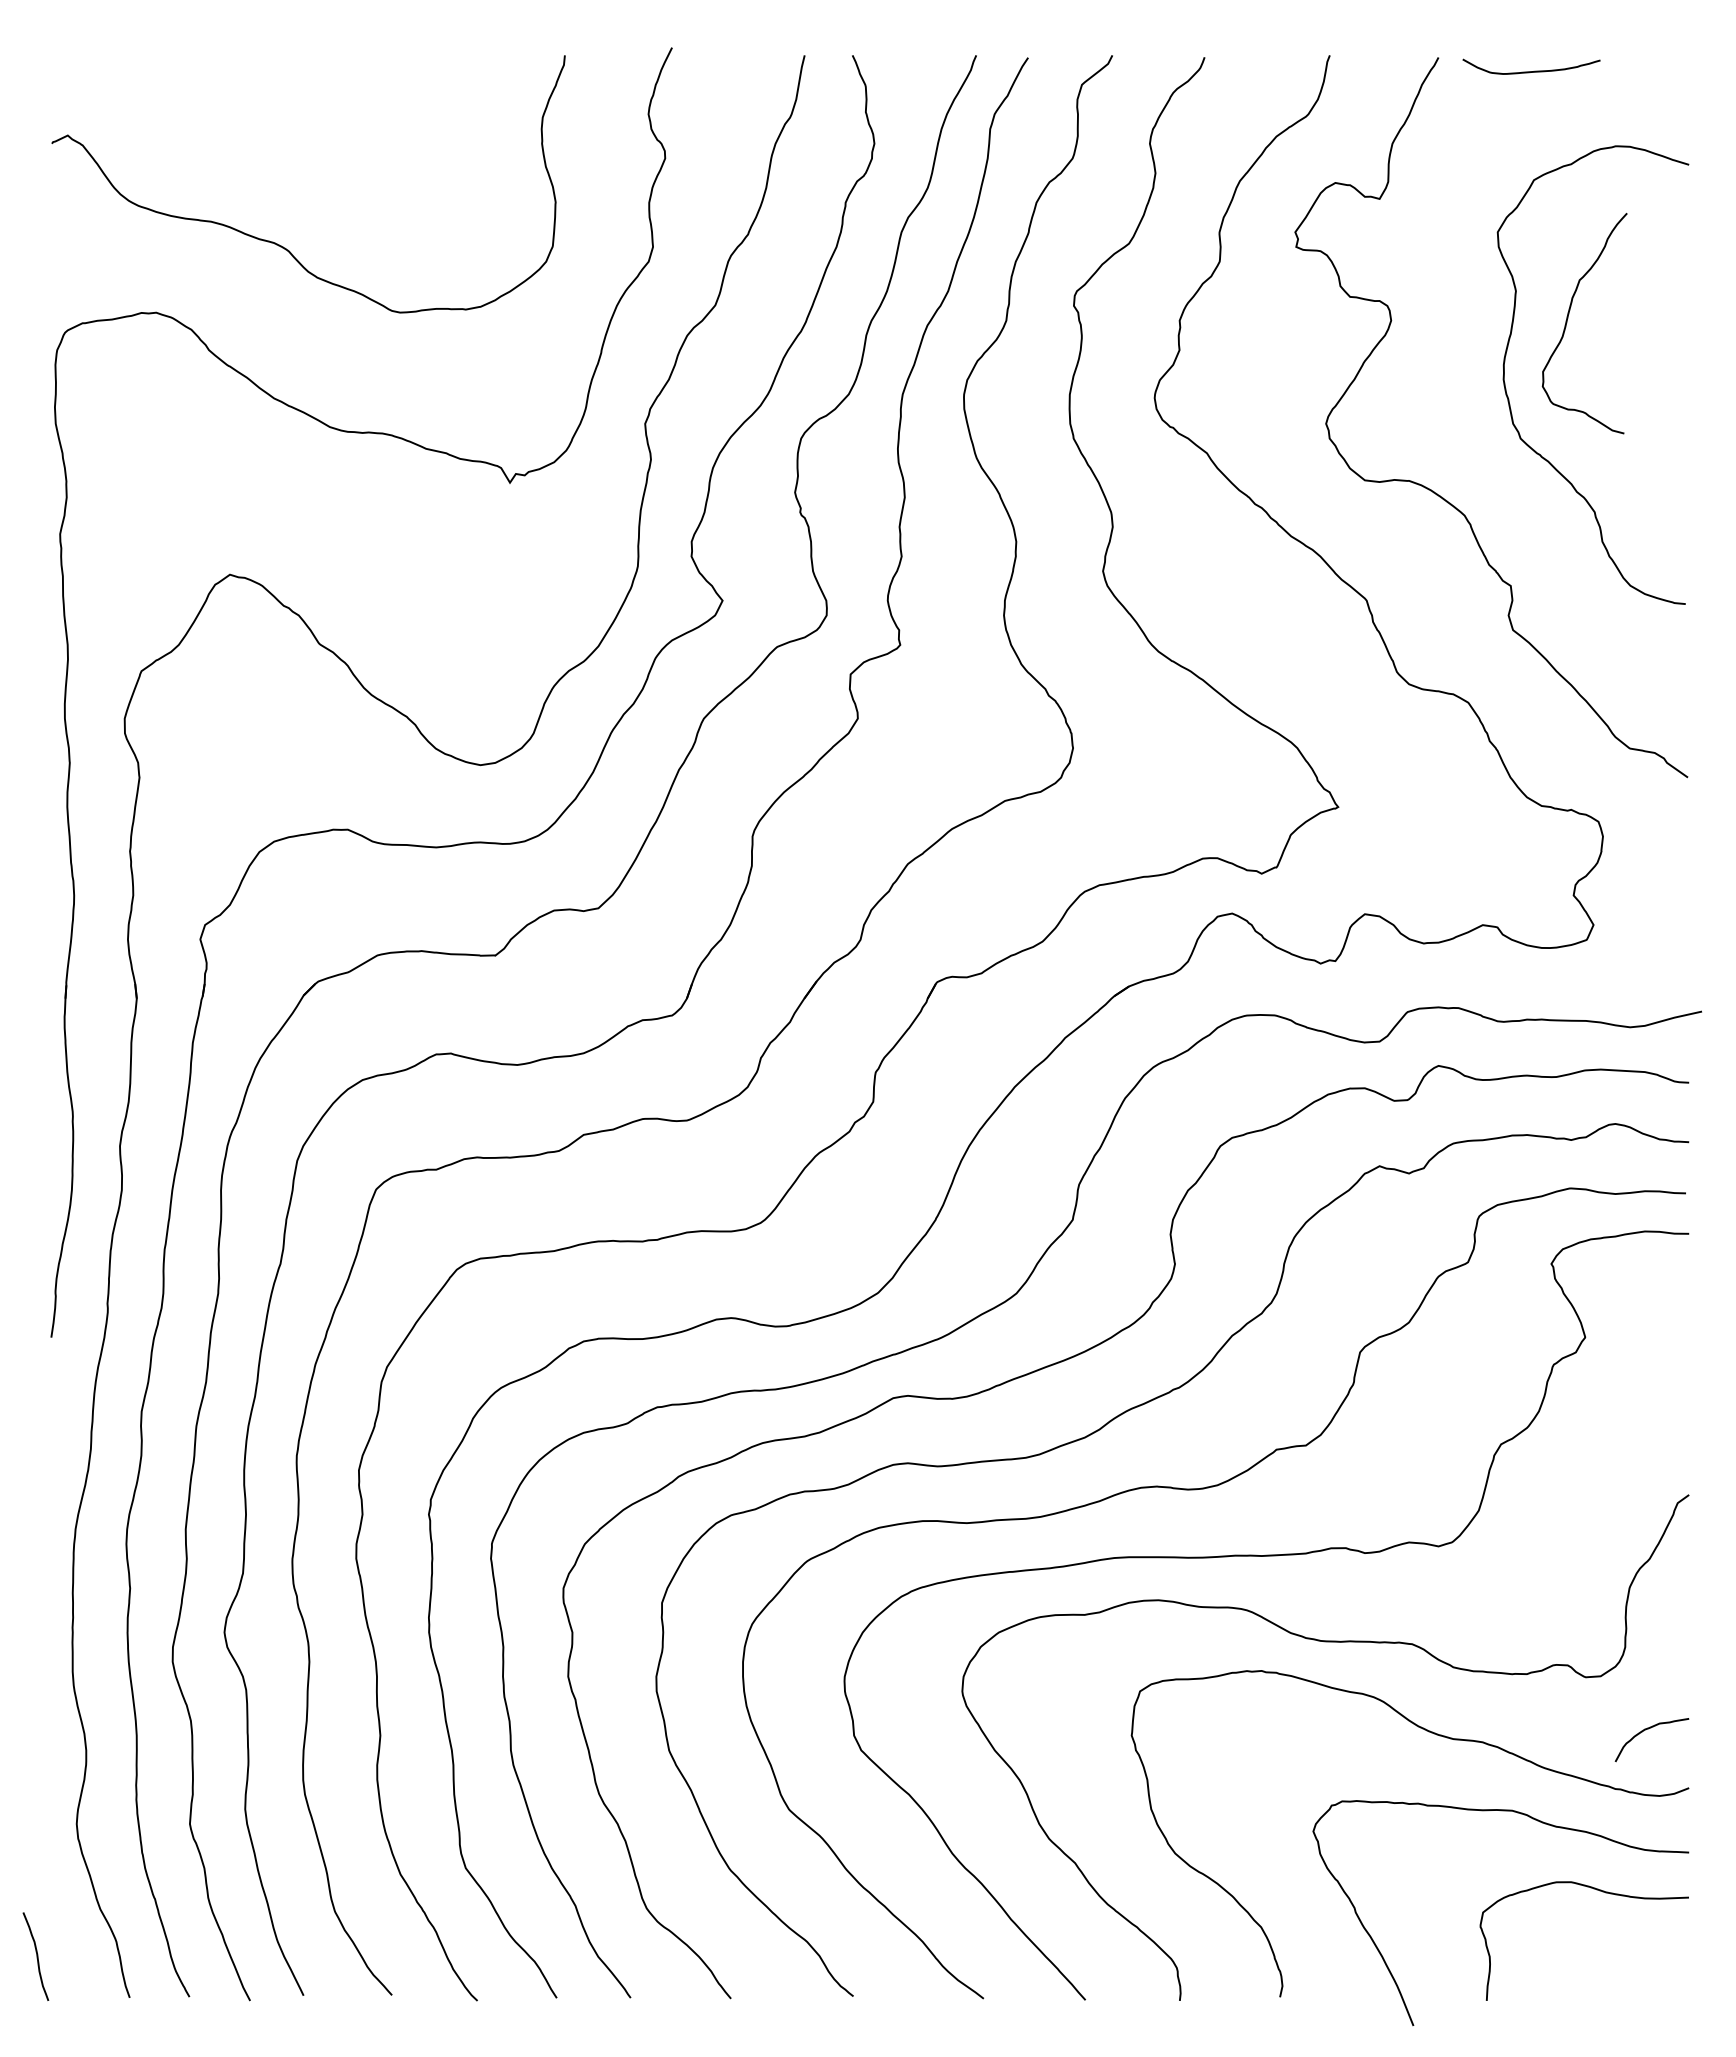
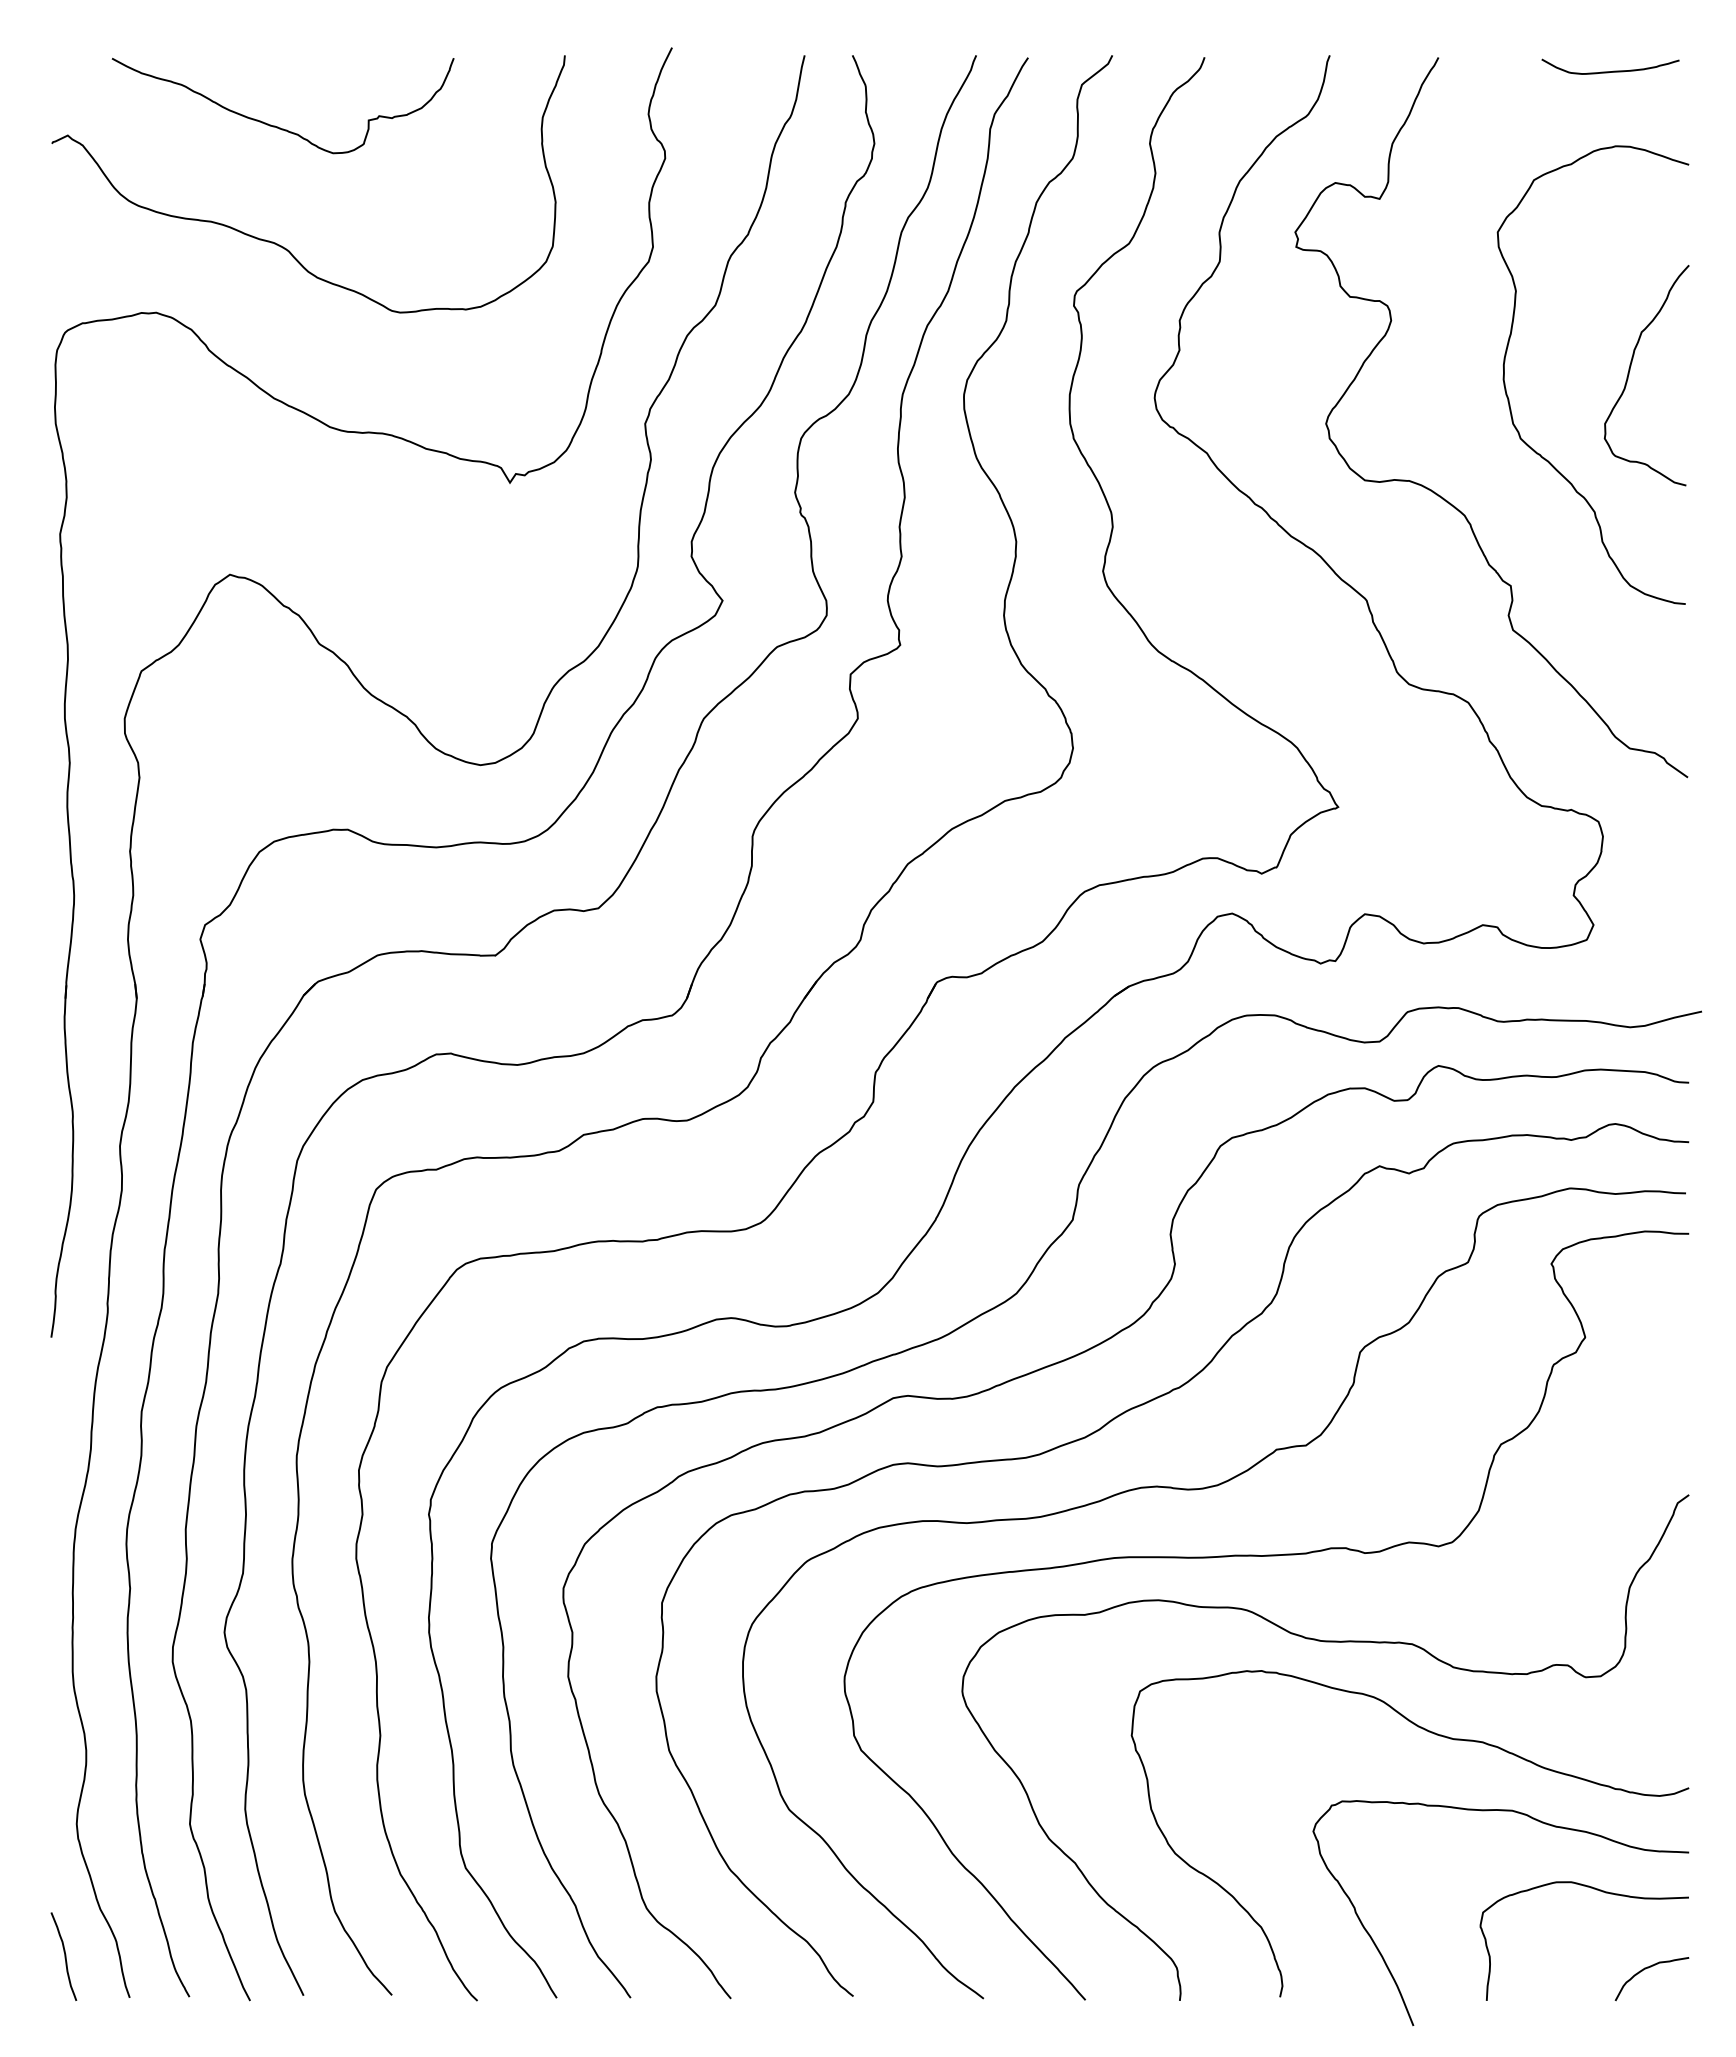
curve position: (1534, 70) -> (1613, 70) (1613, 70)
curve: none -> present (275, 125)
curve position: (1568, 318) -> (1630, 370) (1630, 370)
curve position: (1648, 1729) -> (1648, 1968) (1648, 1968)
curve position: (36, 1956) -> (64, 1956) (64, 1956)
